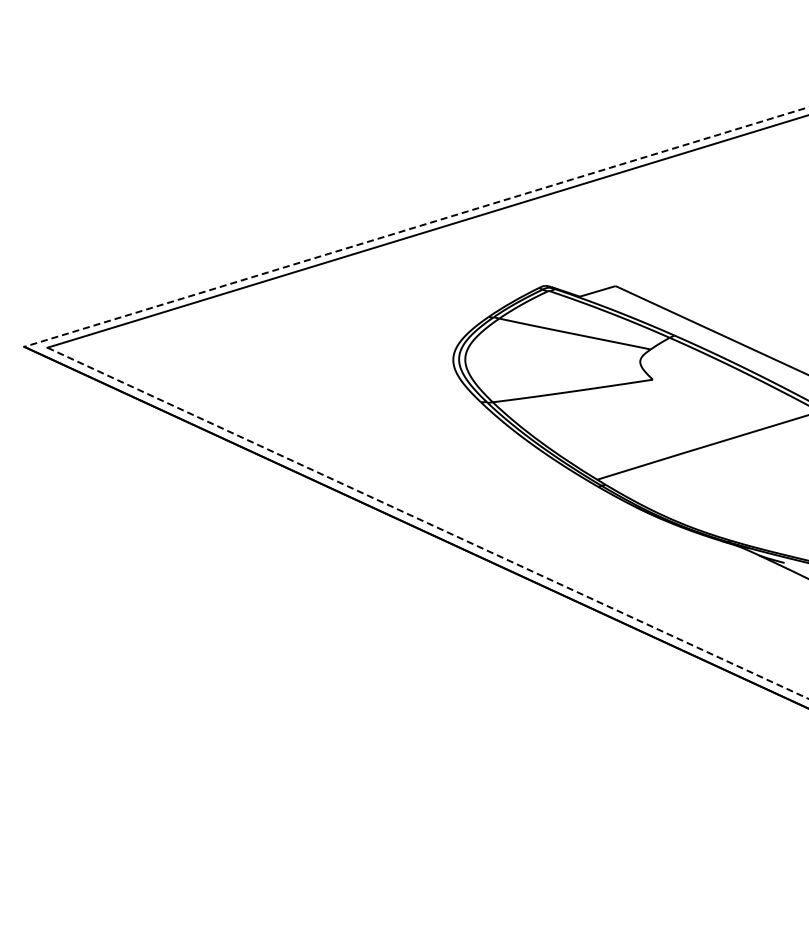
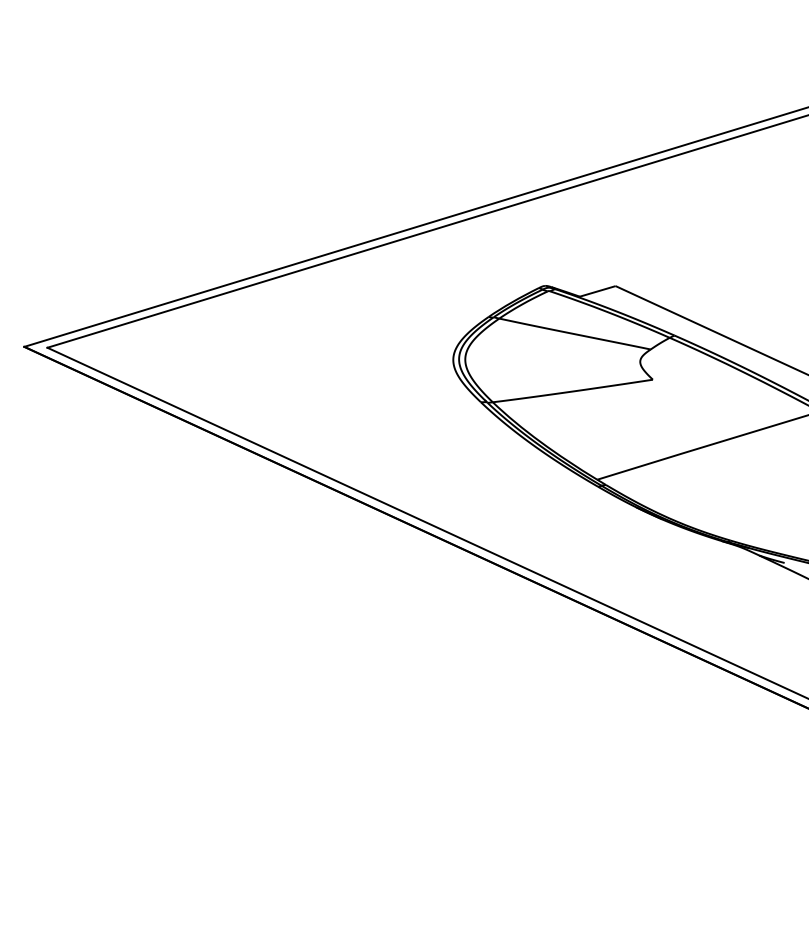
line: dashed -> solid (416, 227)
line: dashed -> solid (428, 523)
